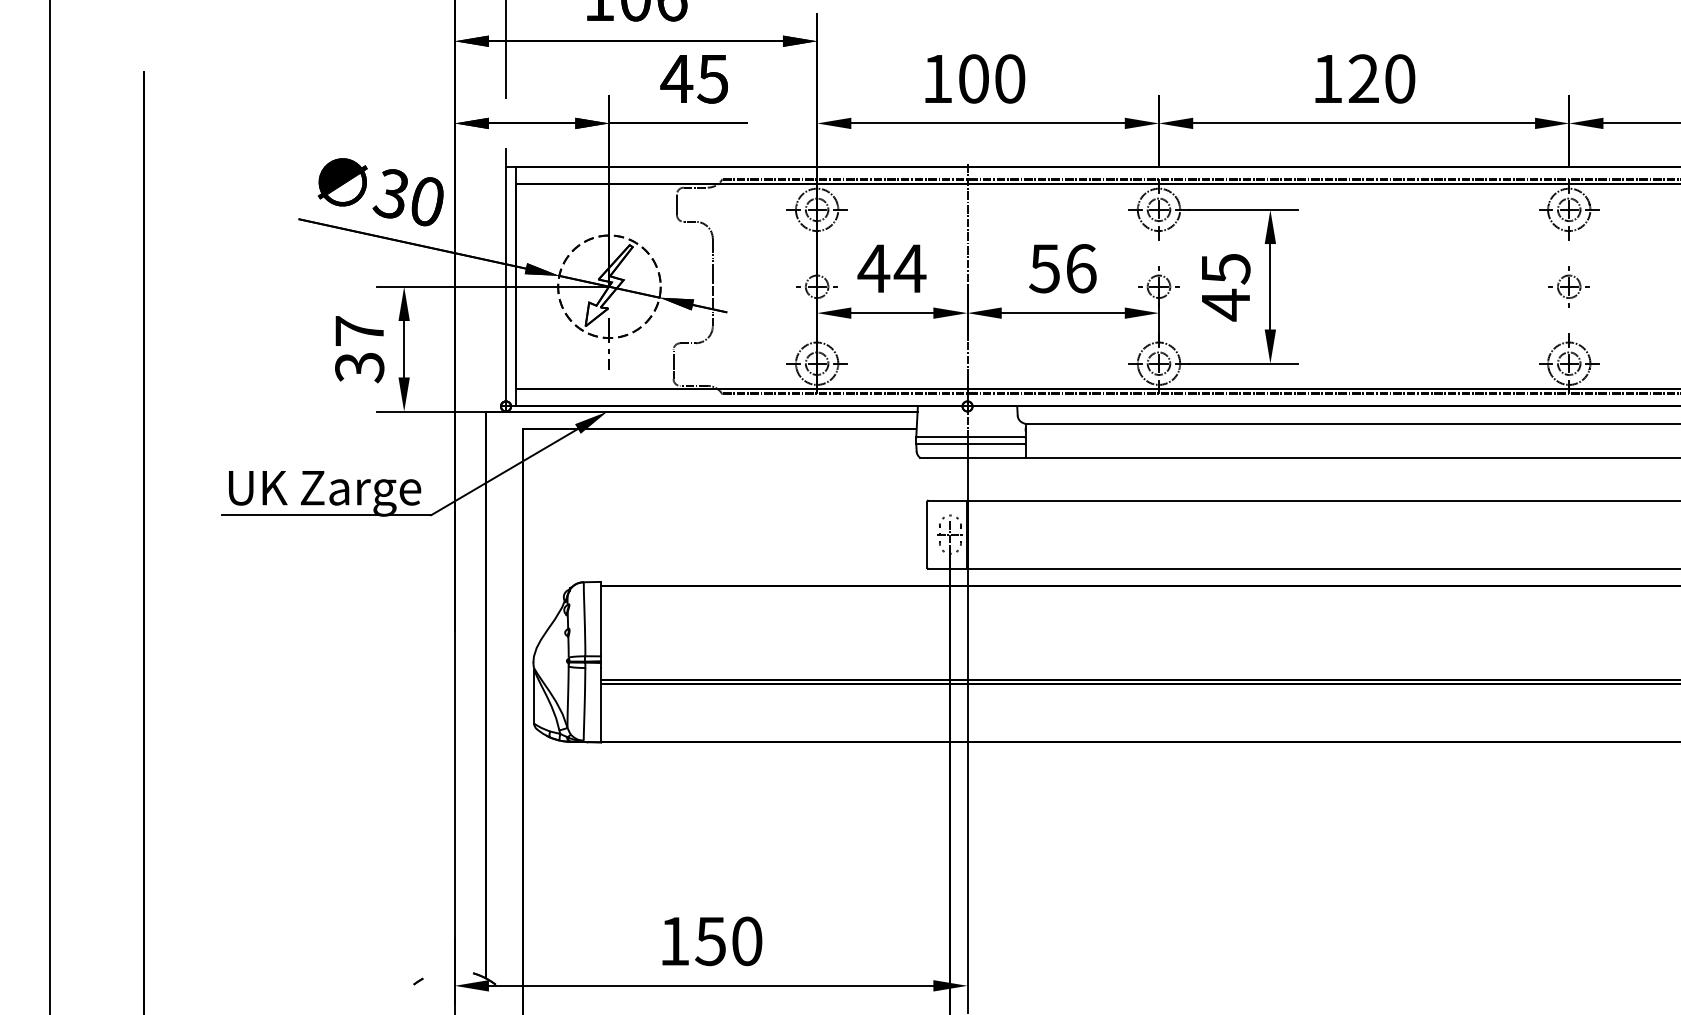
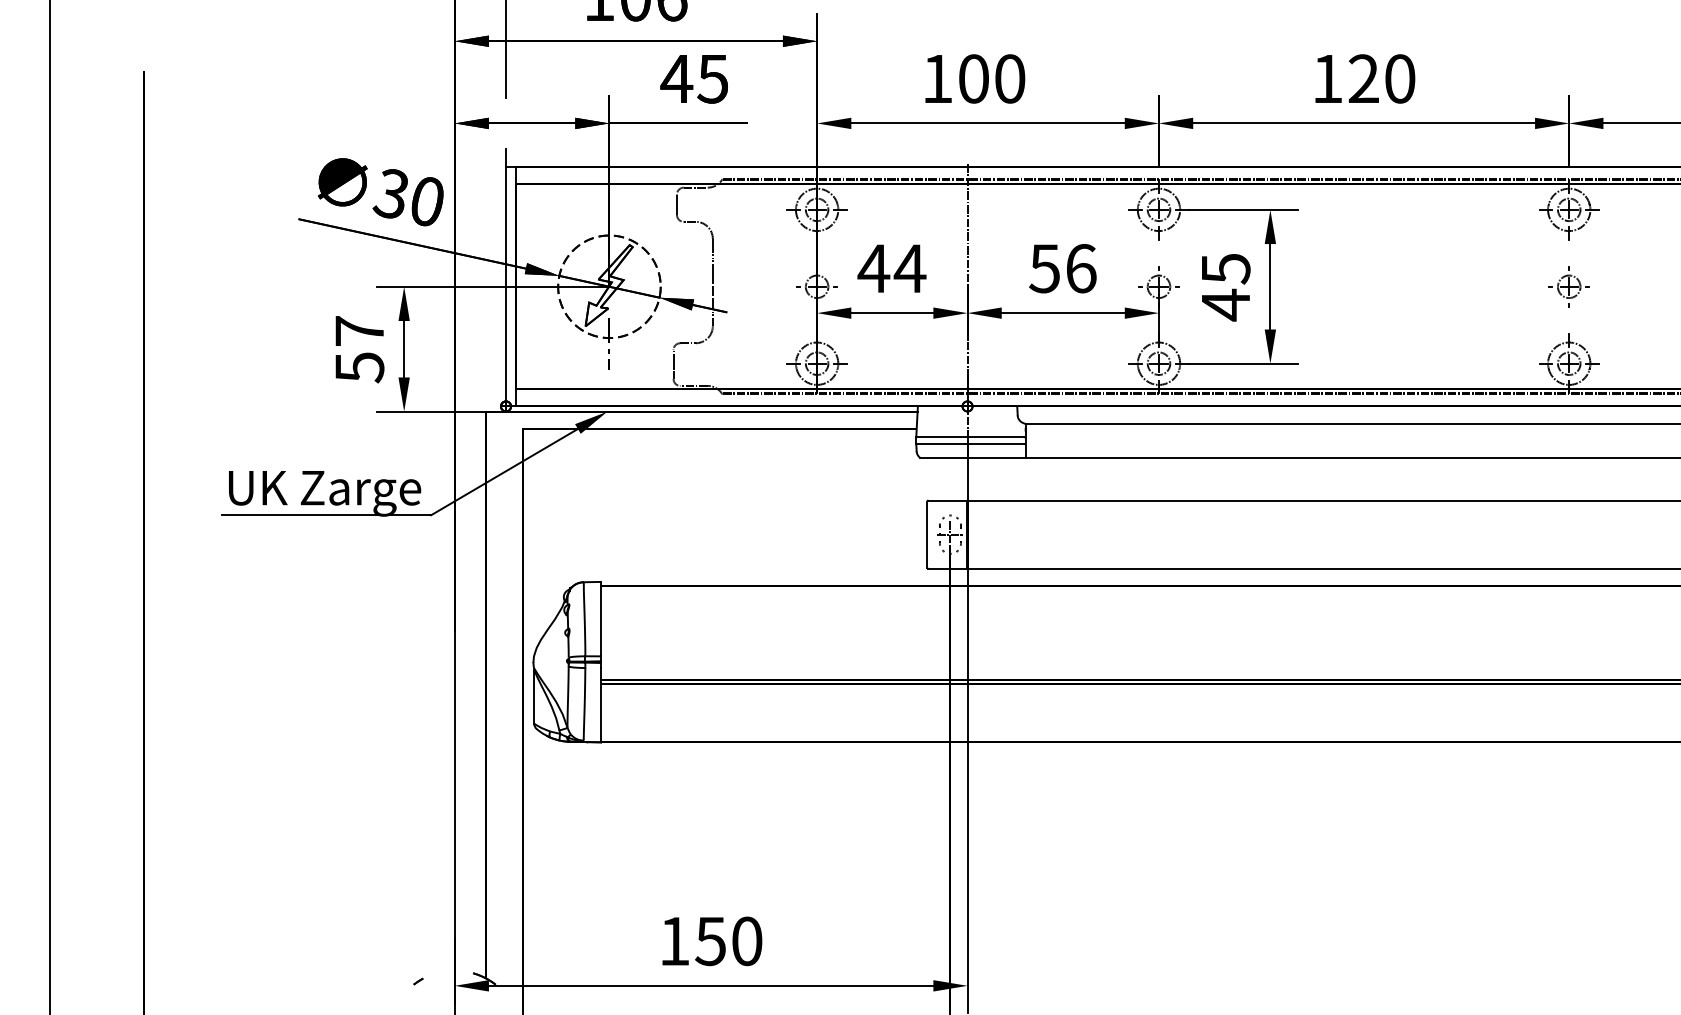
text: 37 -> 57 (359, 367)
